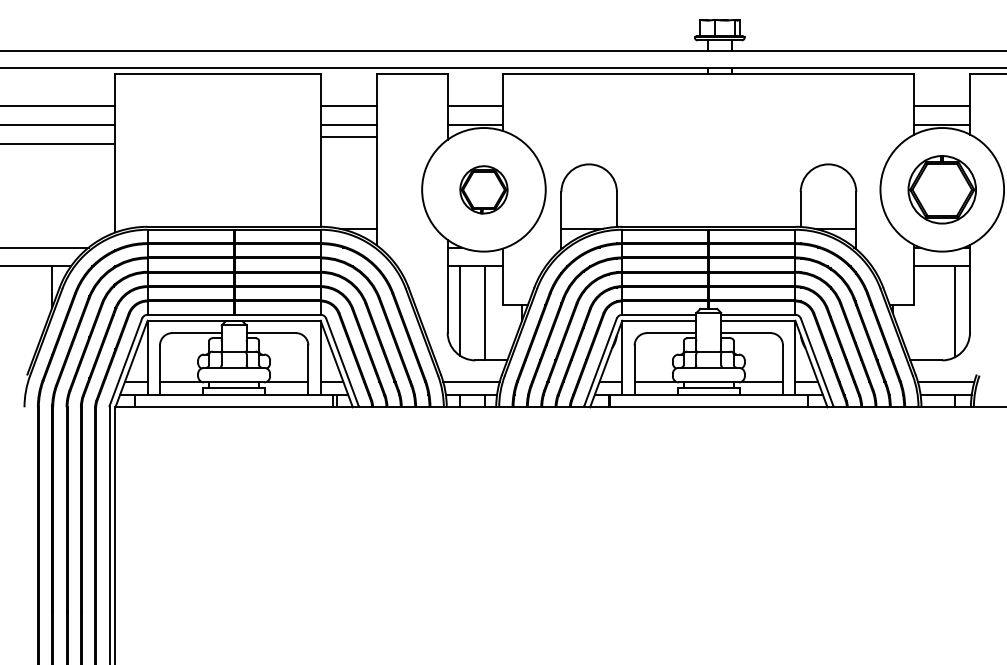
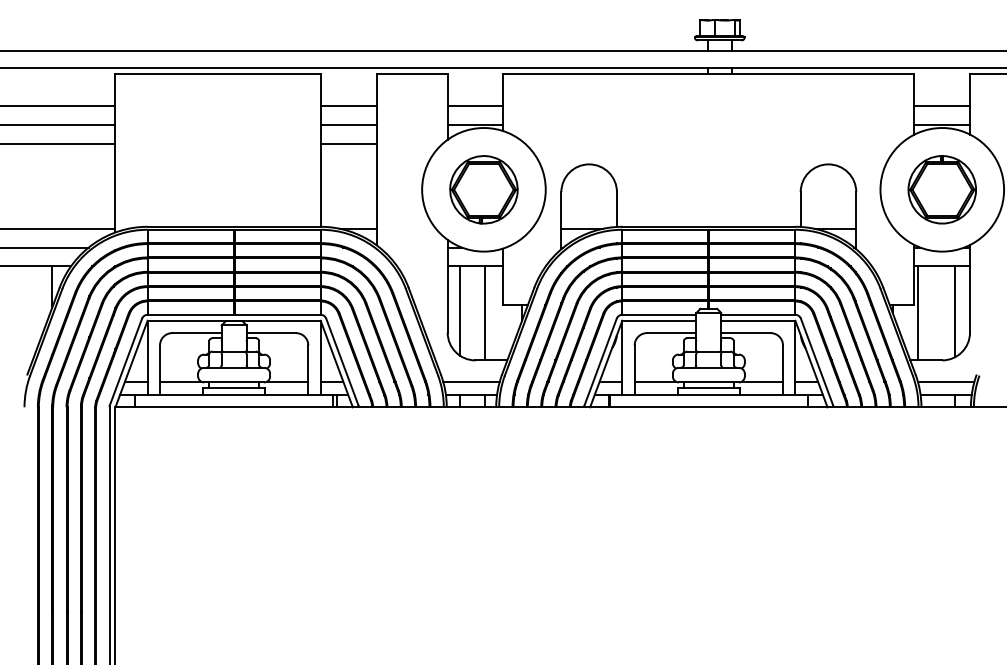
line position: (348, 136) -> (348, 143) (348, 143)
part size: 50x50 px -> 70x70 px (483, 189)
line: none -> present (58, 228)
line: none -> present (917, 313)
